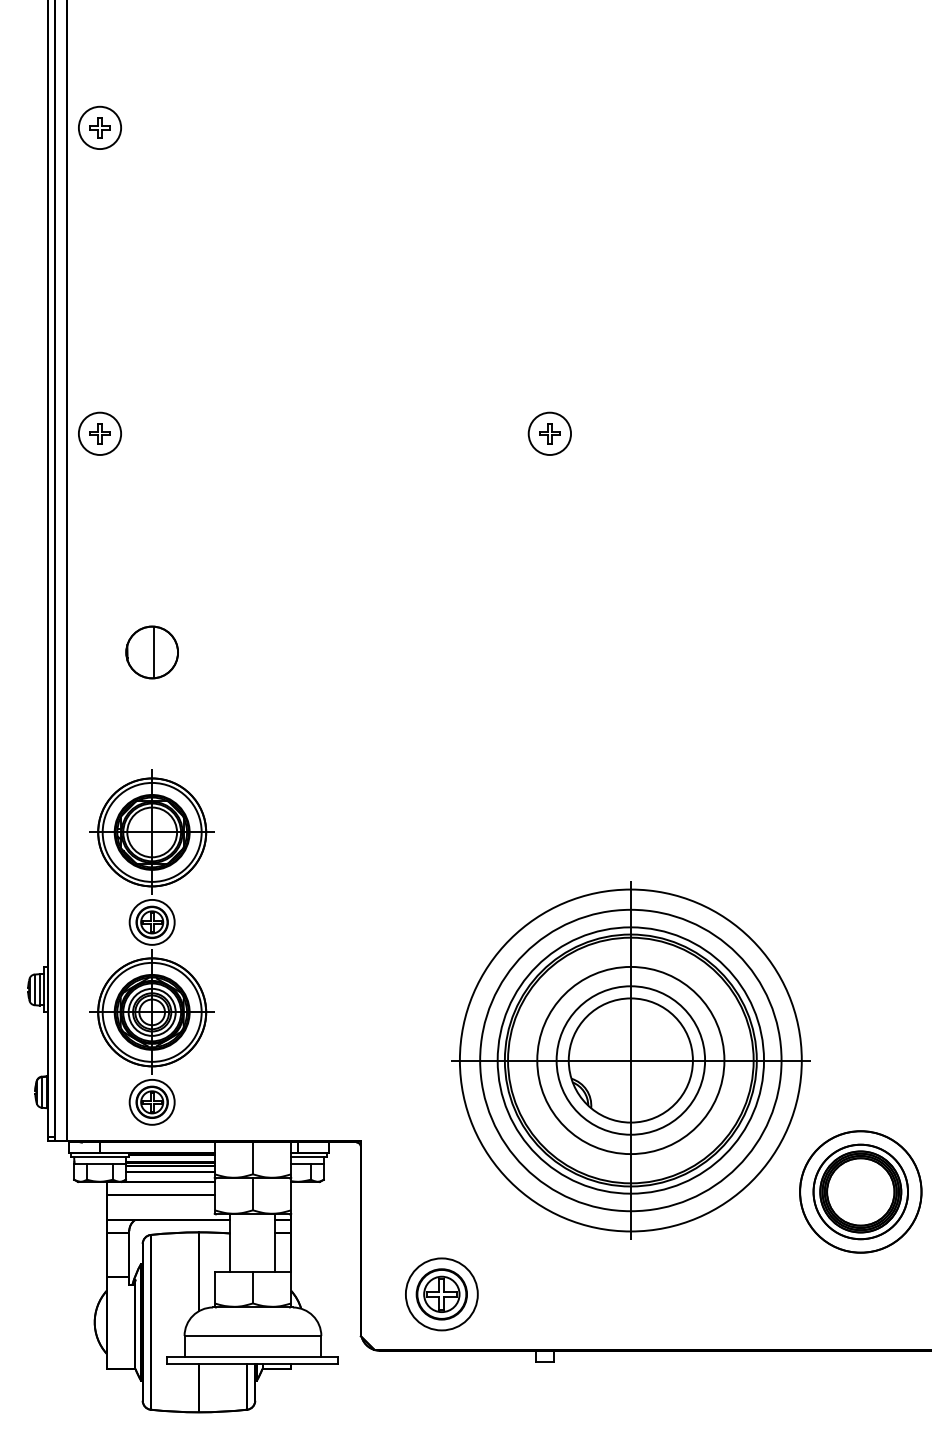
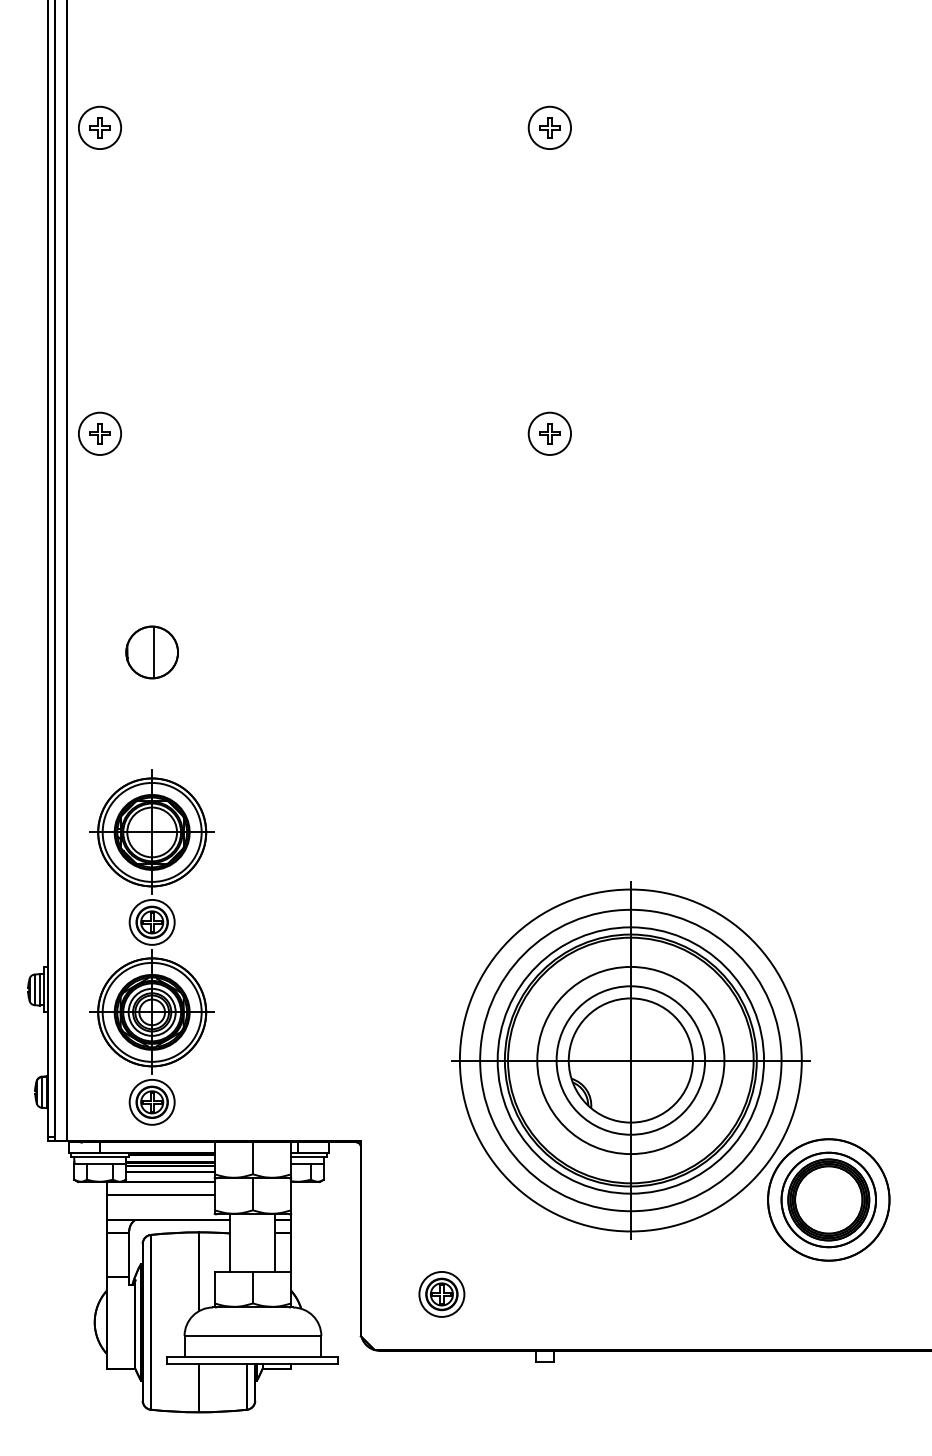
part: none -> present (549, 127)
part position: (860, 1191) -> (828, 1199) (828, 1199)
part size: 74x75 px -> 48x47 px (441, 1294)
